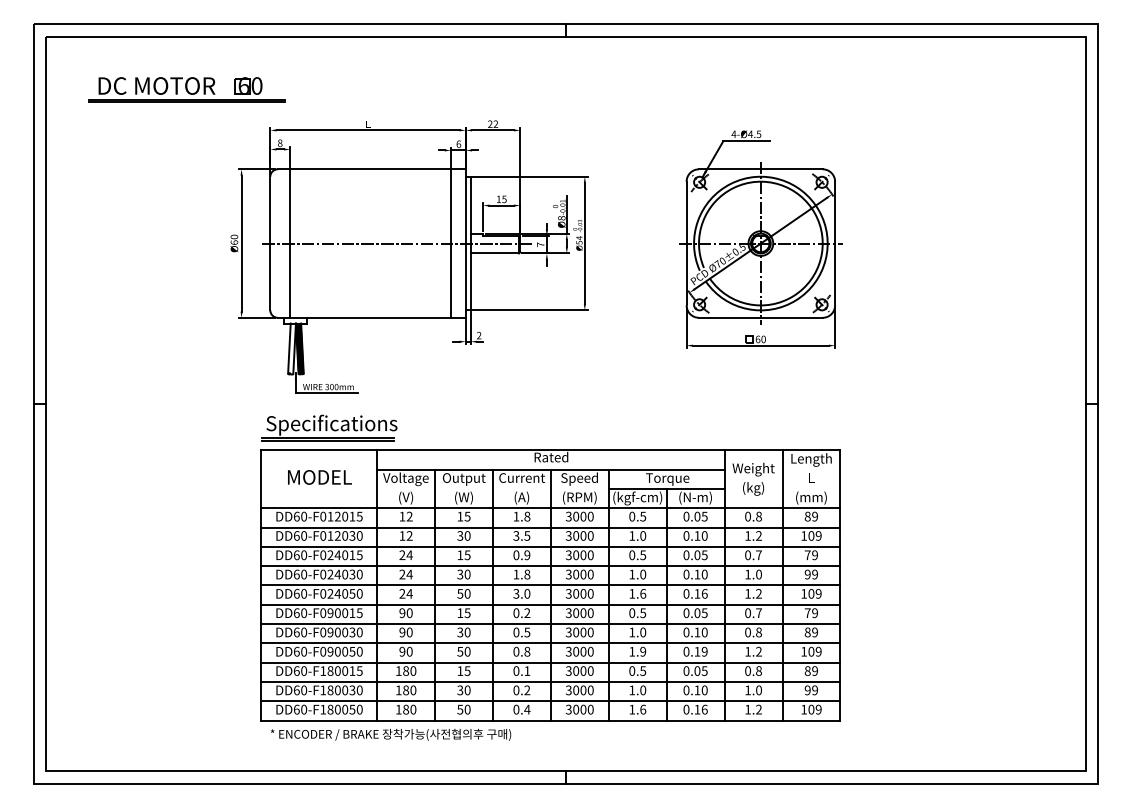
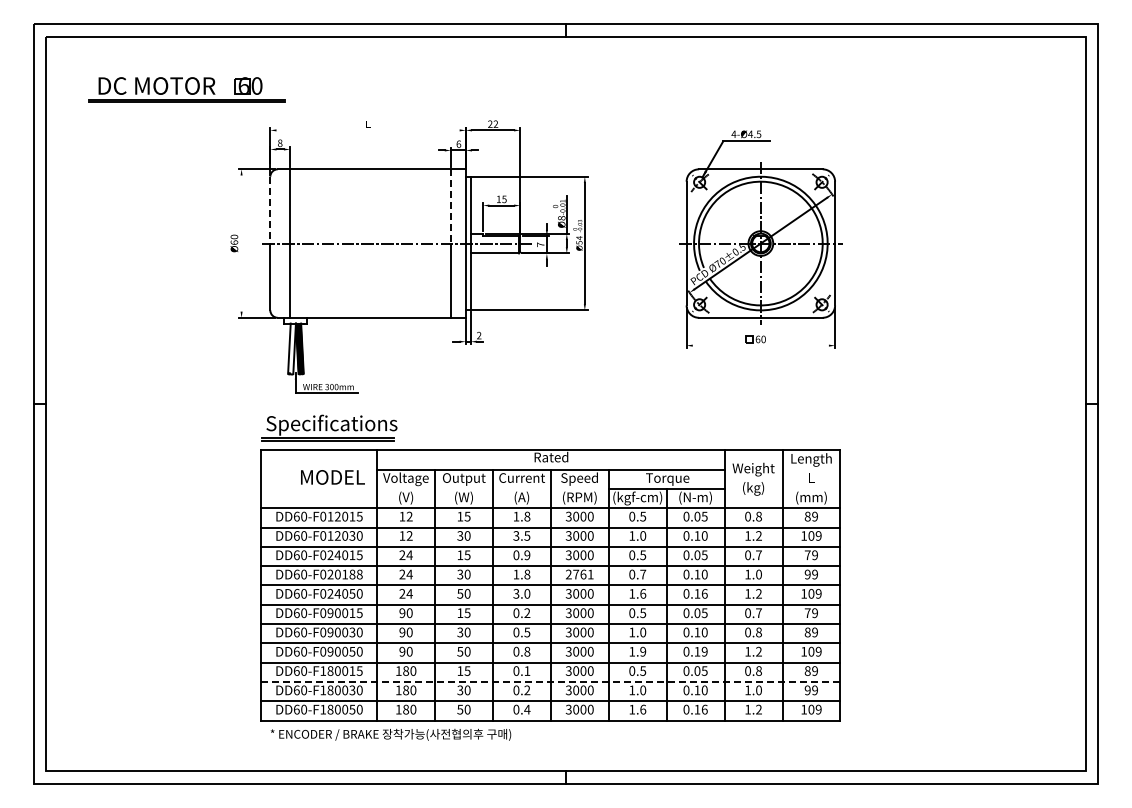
line: present -> none (367, 130)
line: solid -> dashed (450, 206)
line: solid -> dashed (270, 210)
line: present -> none (241, 243)
line: present -> none (760, 345)
text position: (319, 477) -> (332, 477) (332, 477)
text: DD60-F024030 -> DD60-F020188 (348, 574)
text: 3000 -> 2761 (579, 574)
text: 1.0 -> 0.7 (637, 574)
line: solid -> dashed (550, 681)
